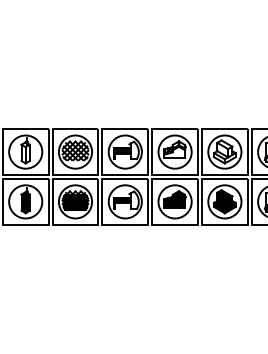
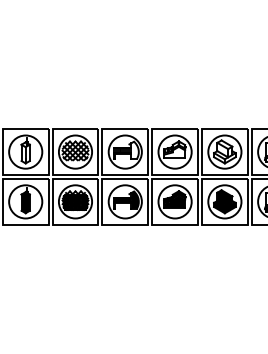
fill: none -> present (134, 199)
